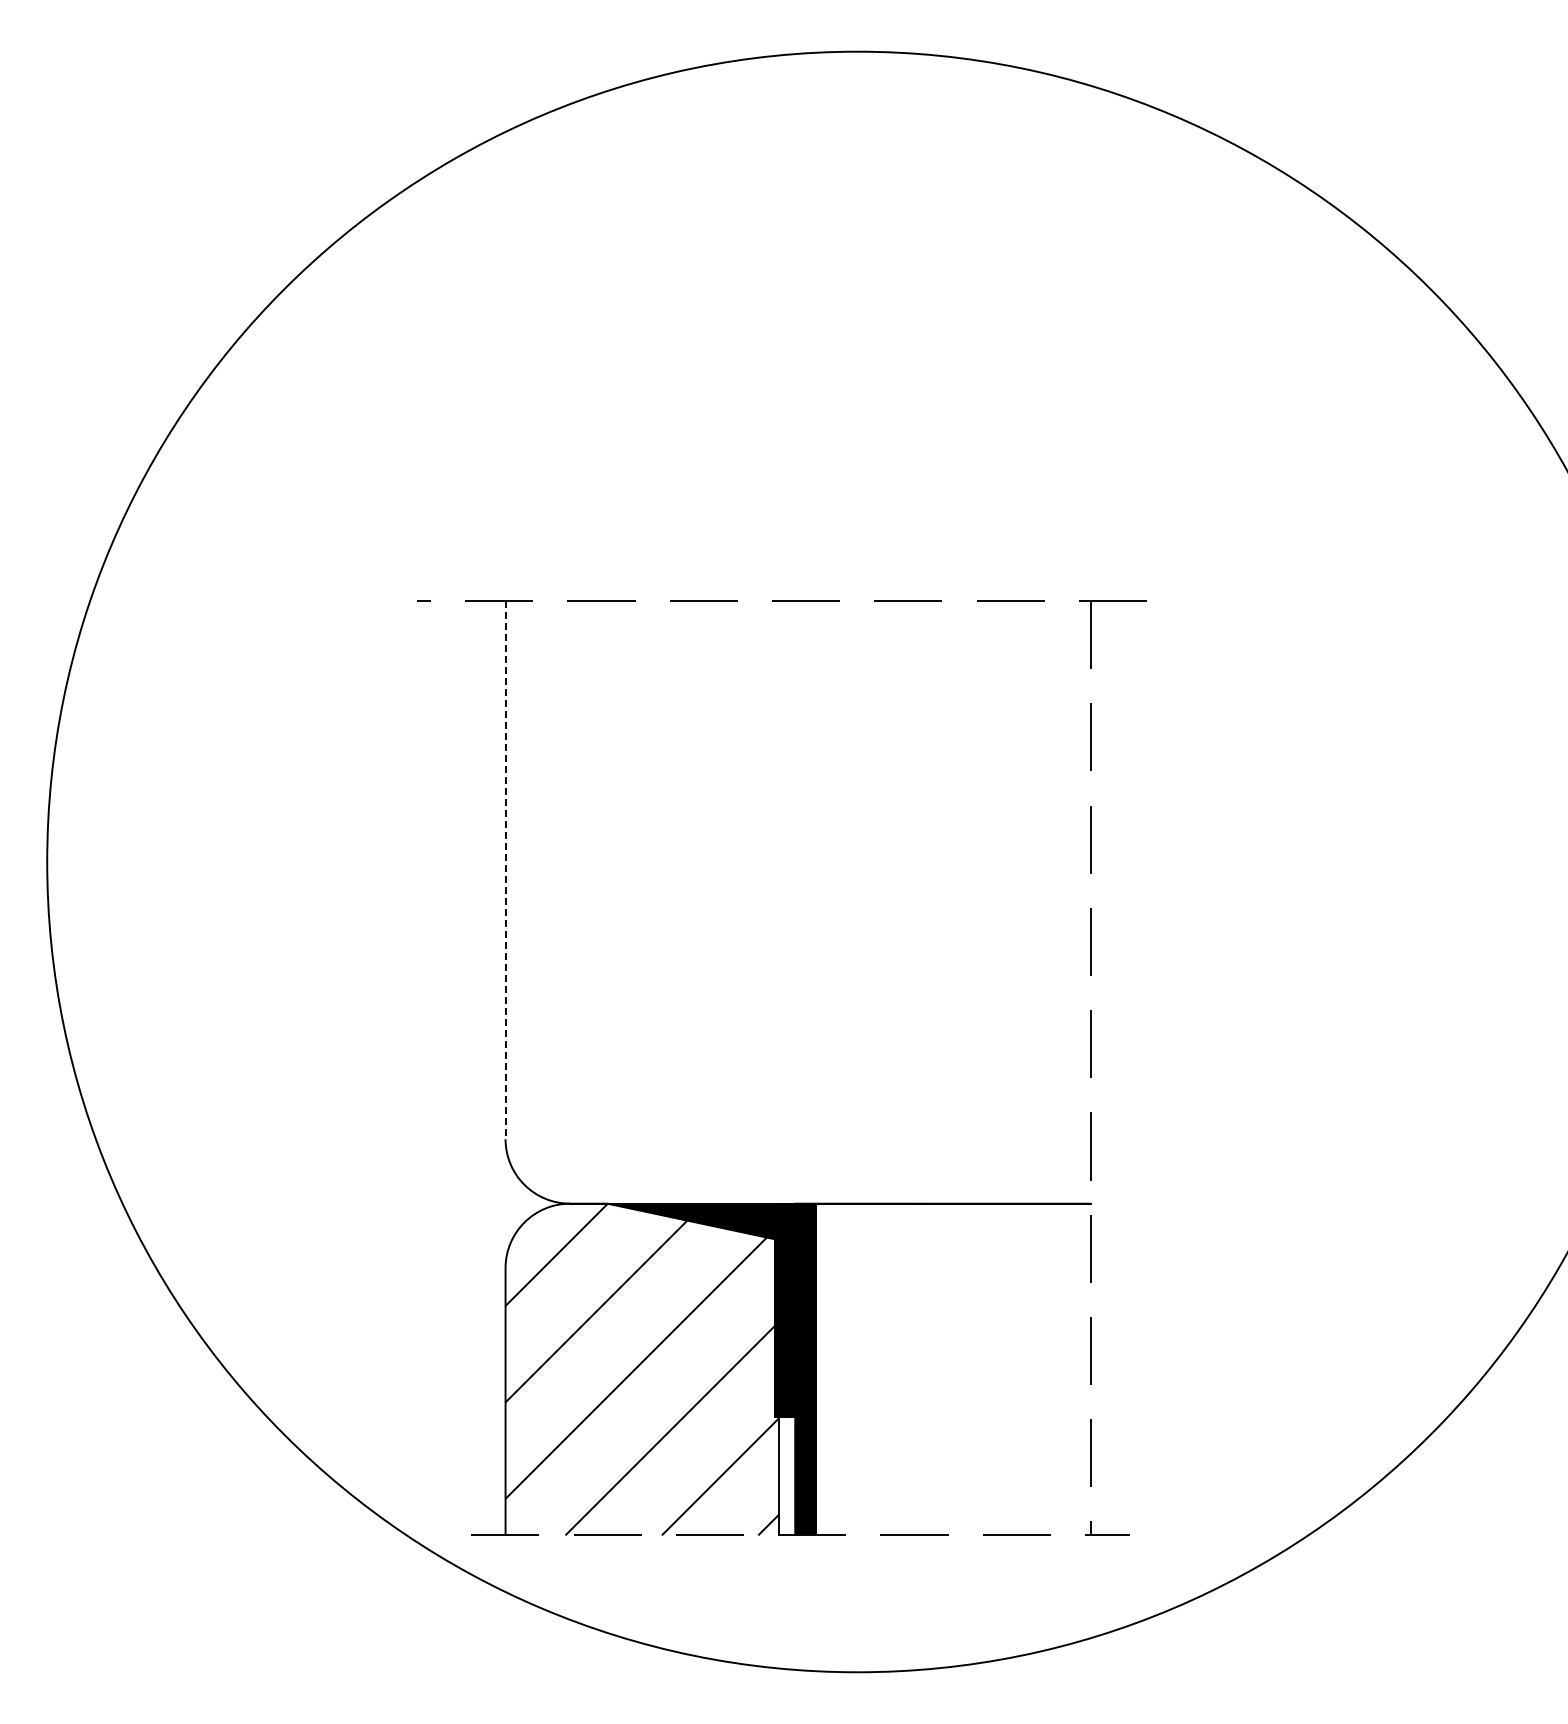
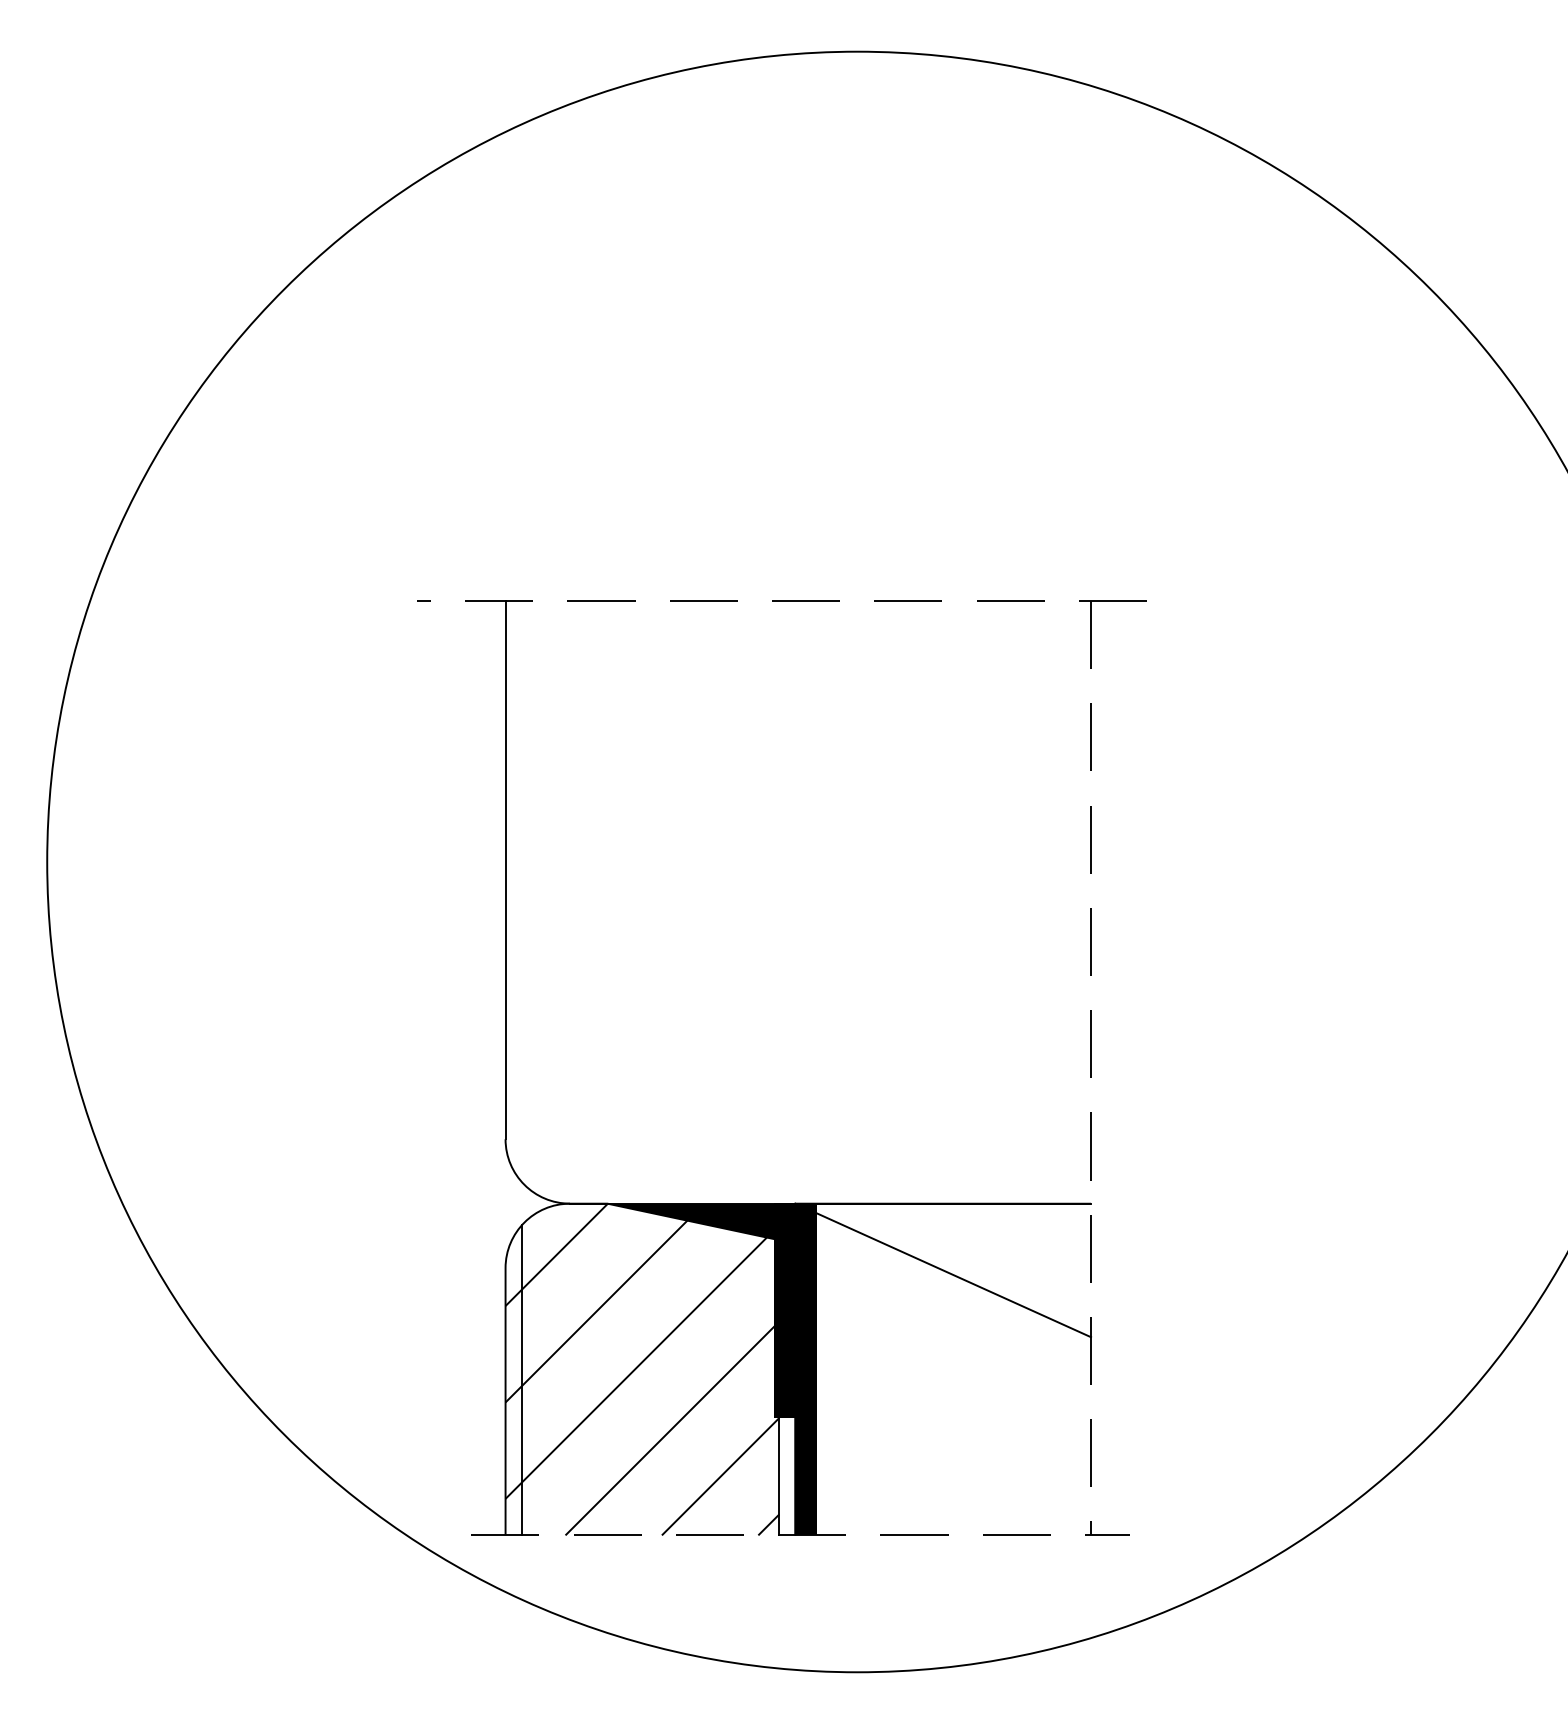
line: dashed -> solid (505, 870)
line: none -> present (943, 1270)
line: none -> present (521, 1380)
